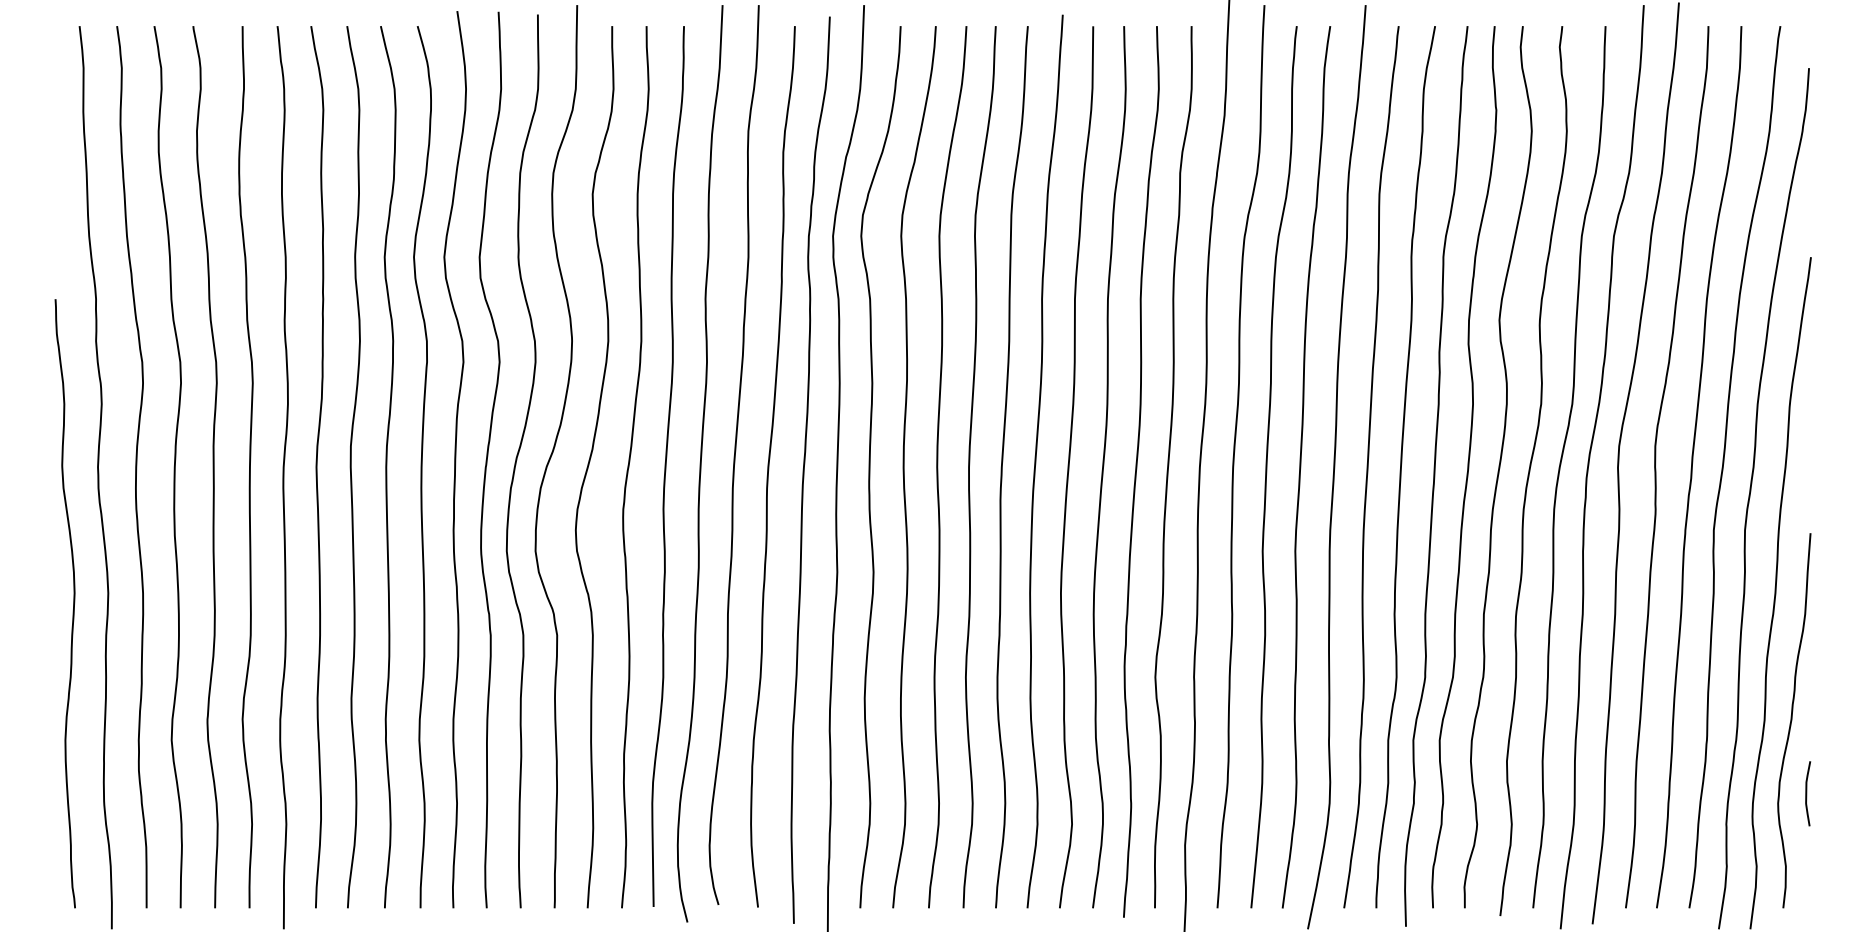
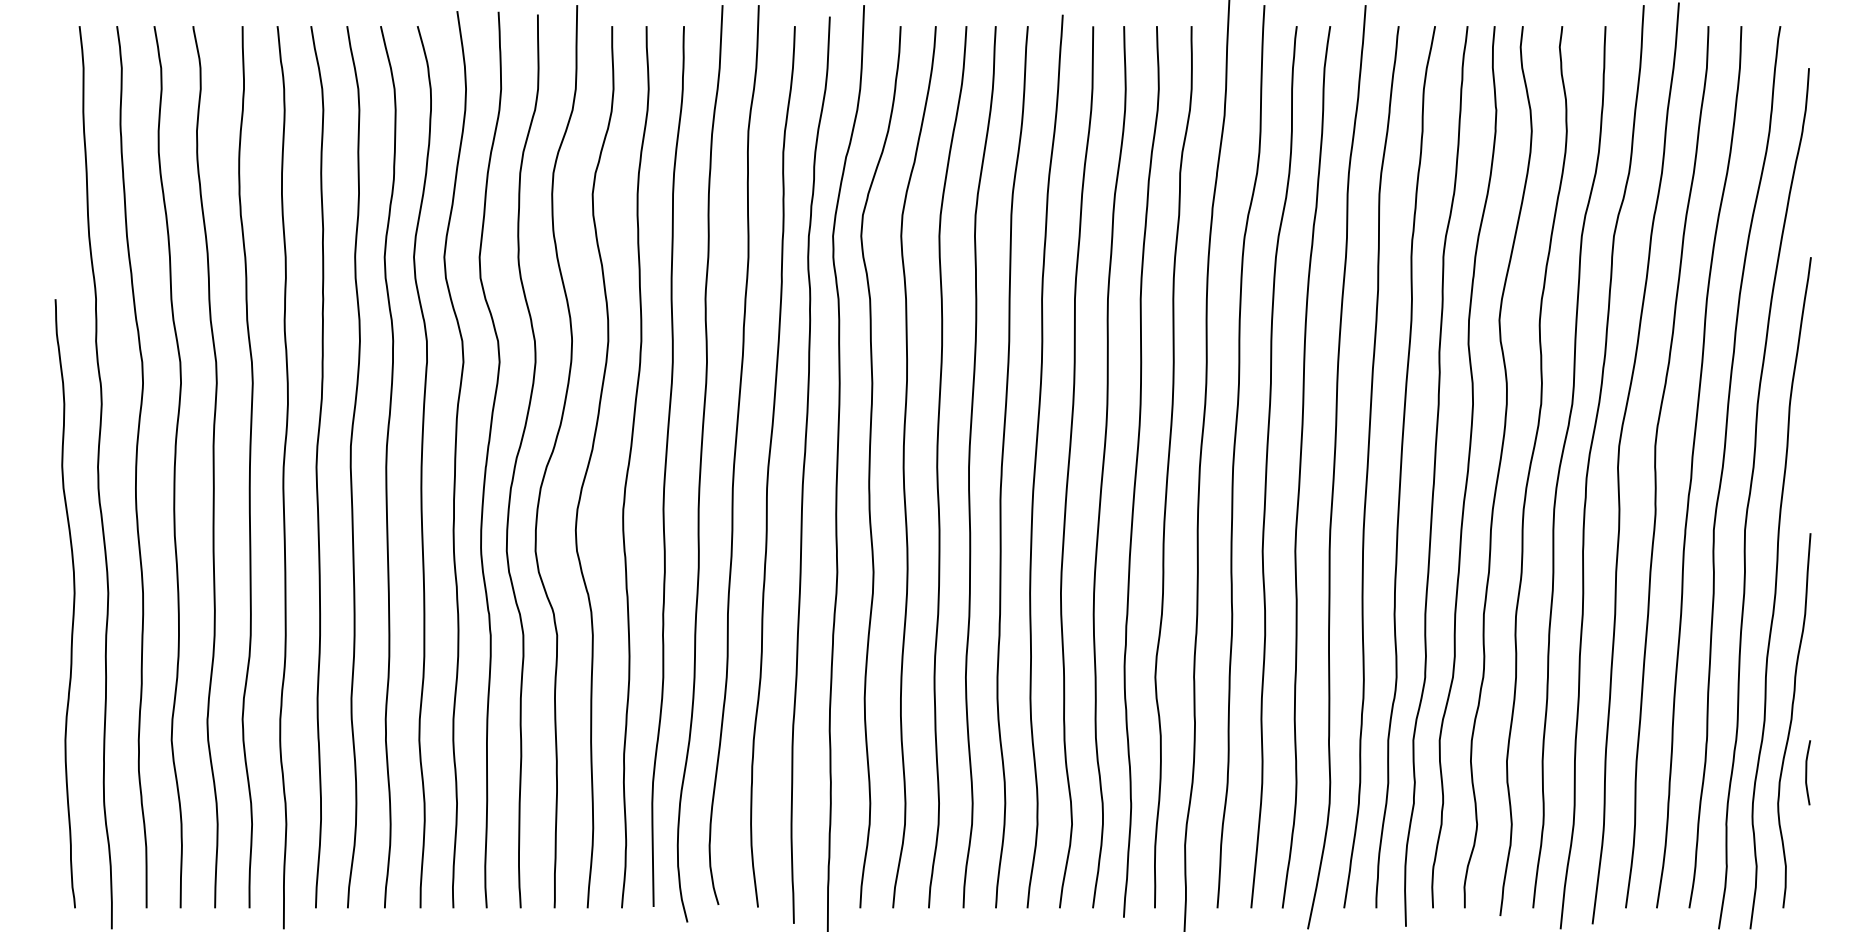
curve position: (1807, 793) -> (1807, 772) (1807, 772)
